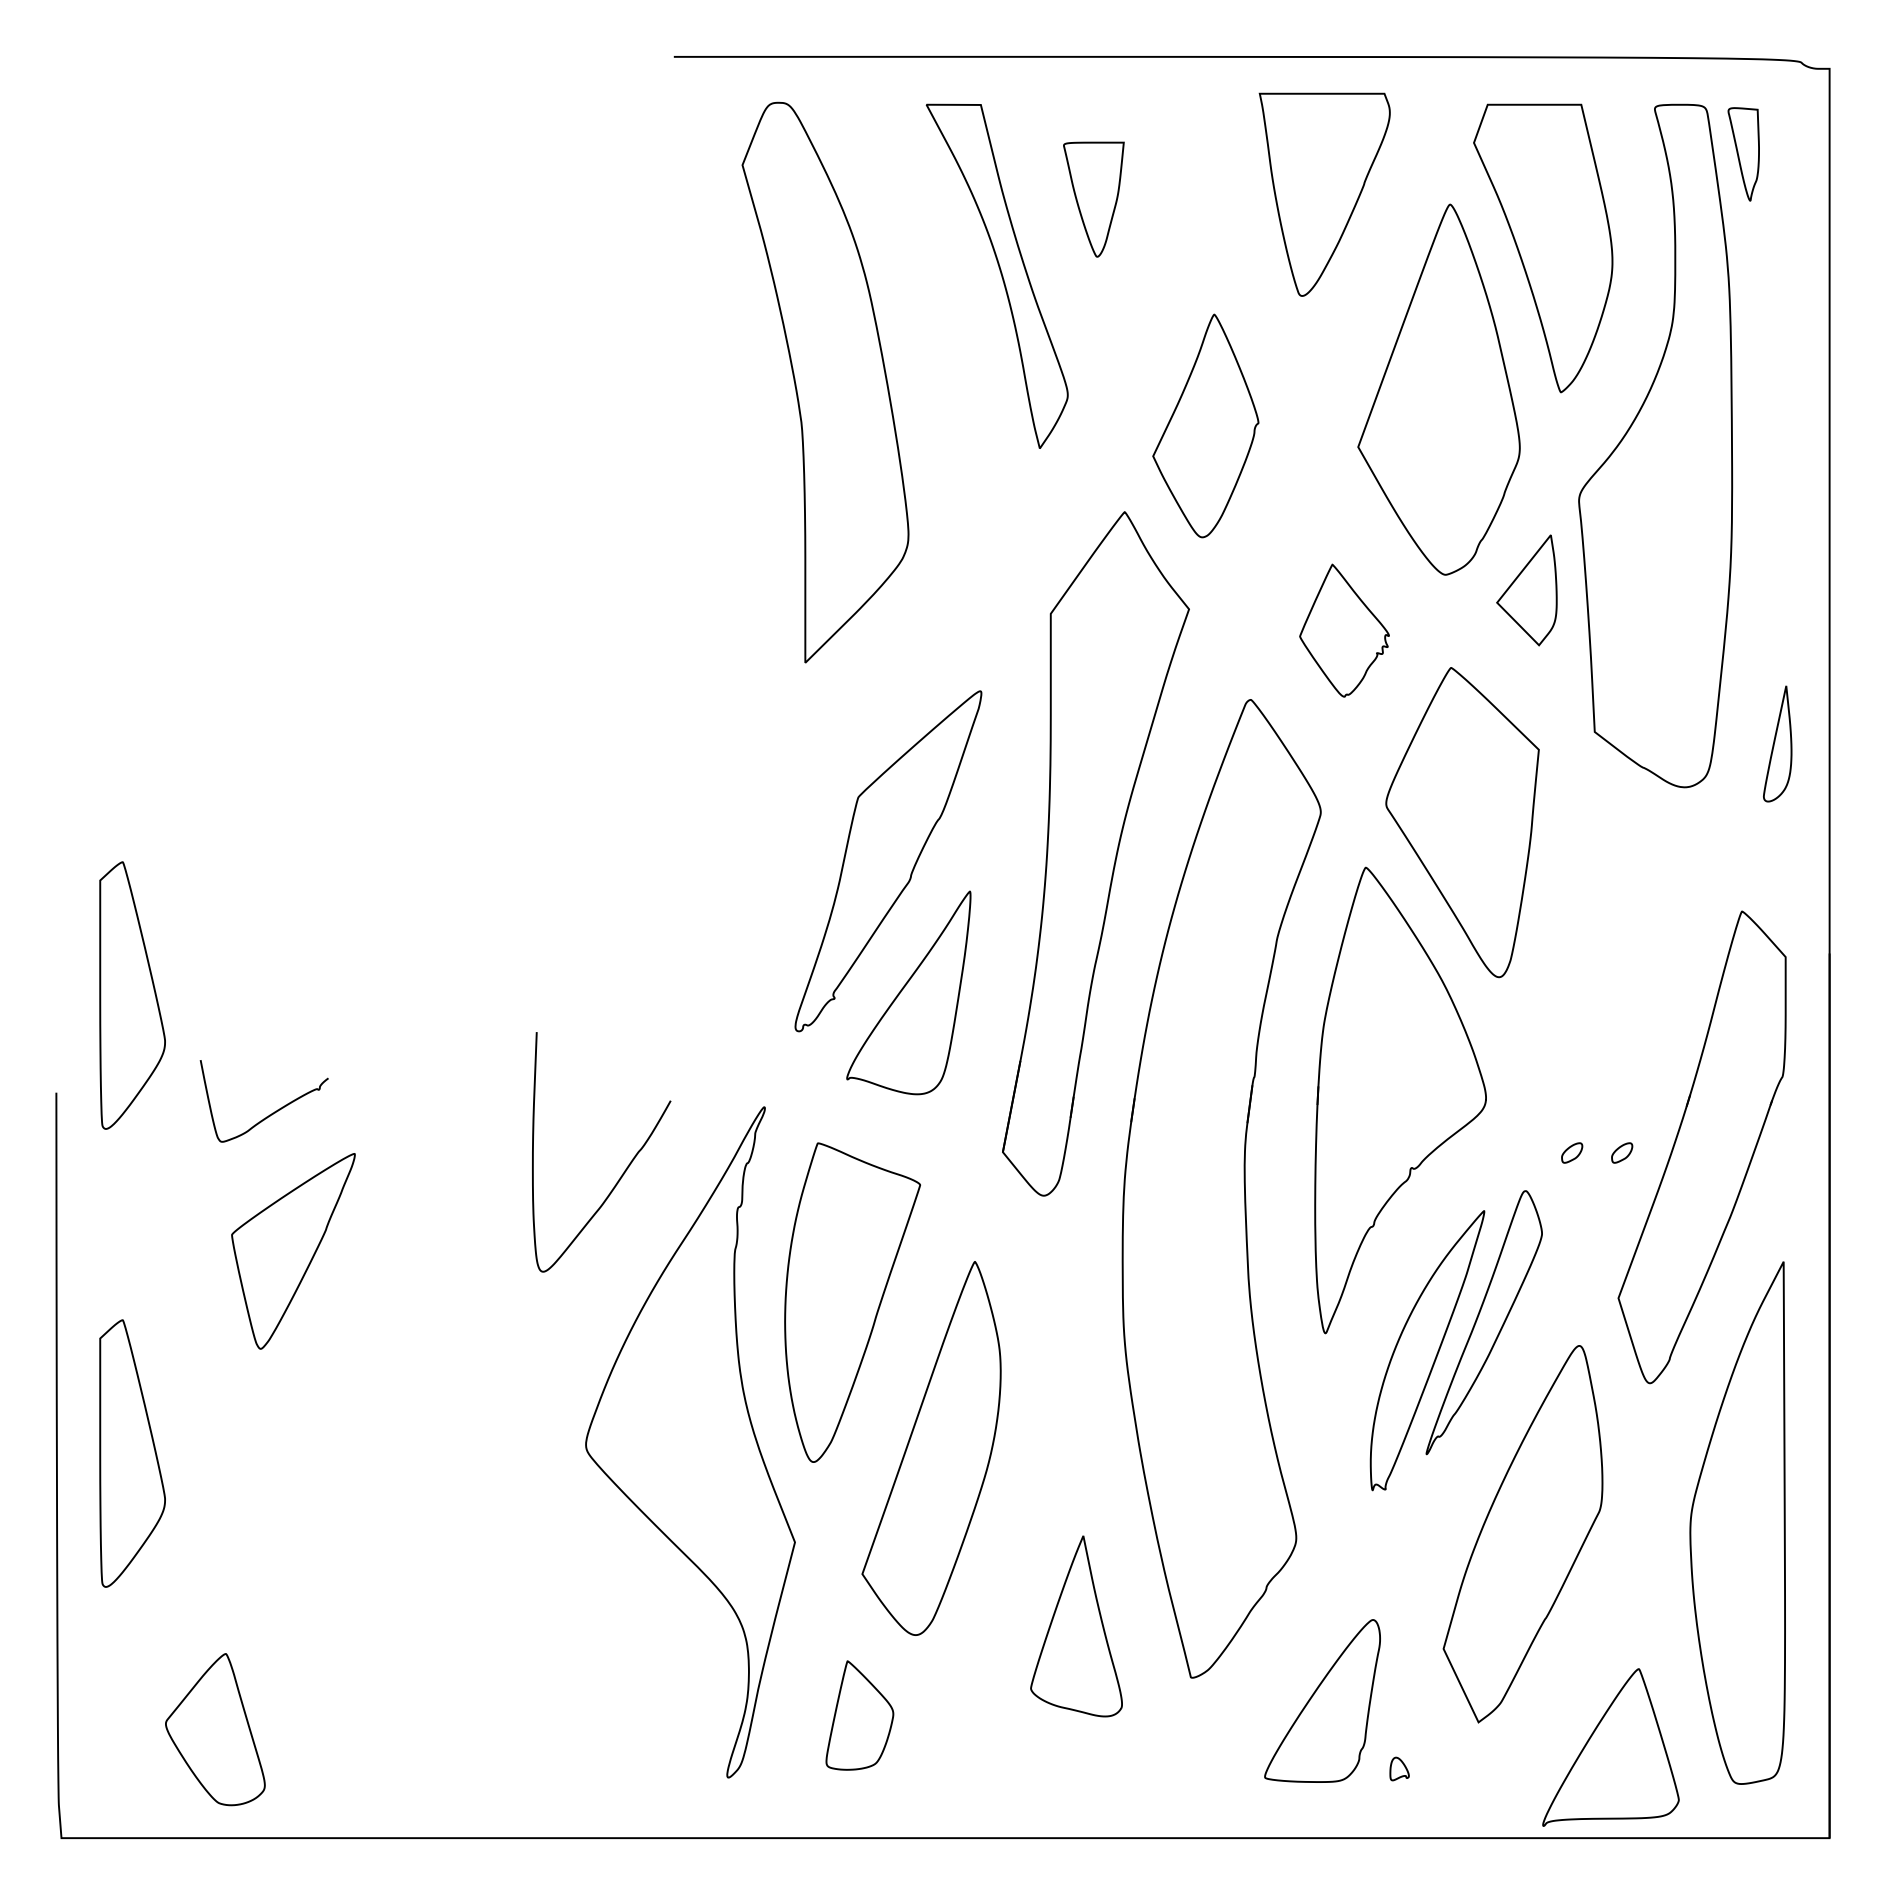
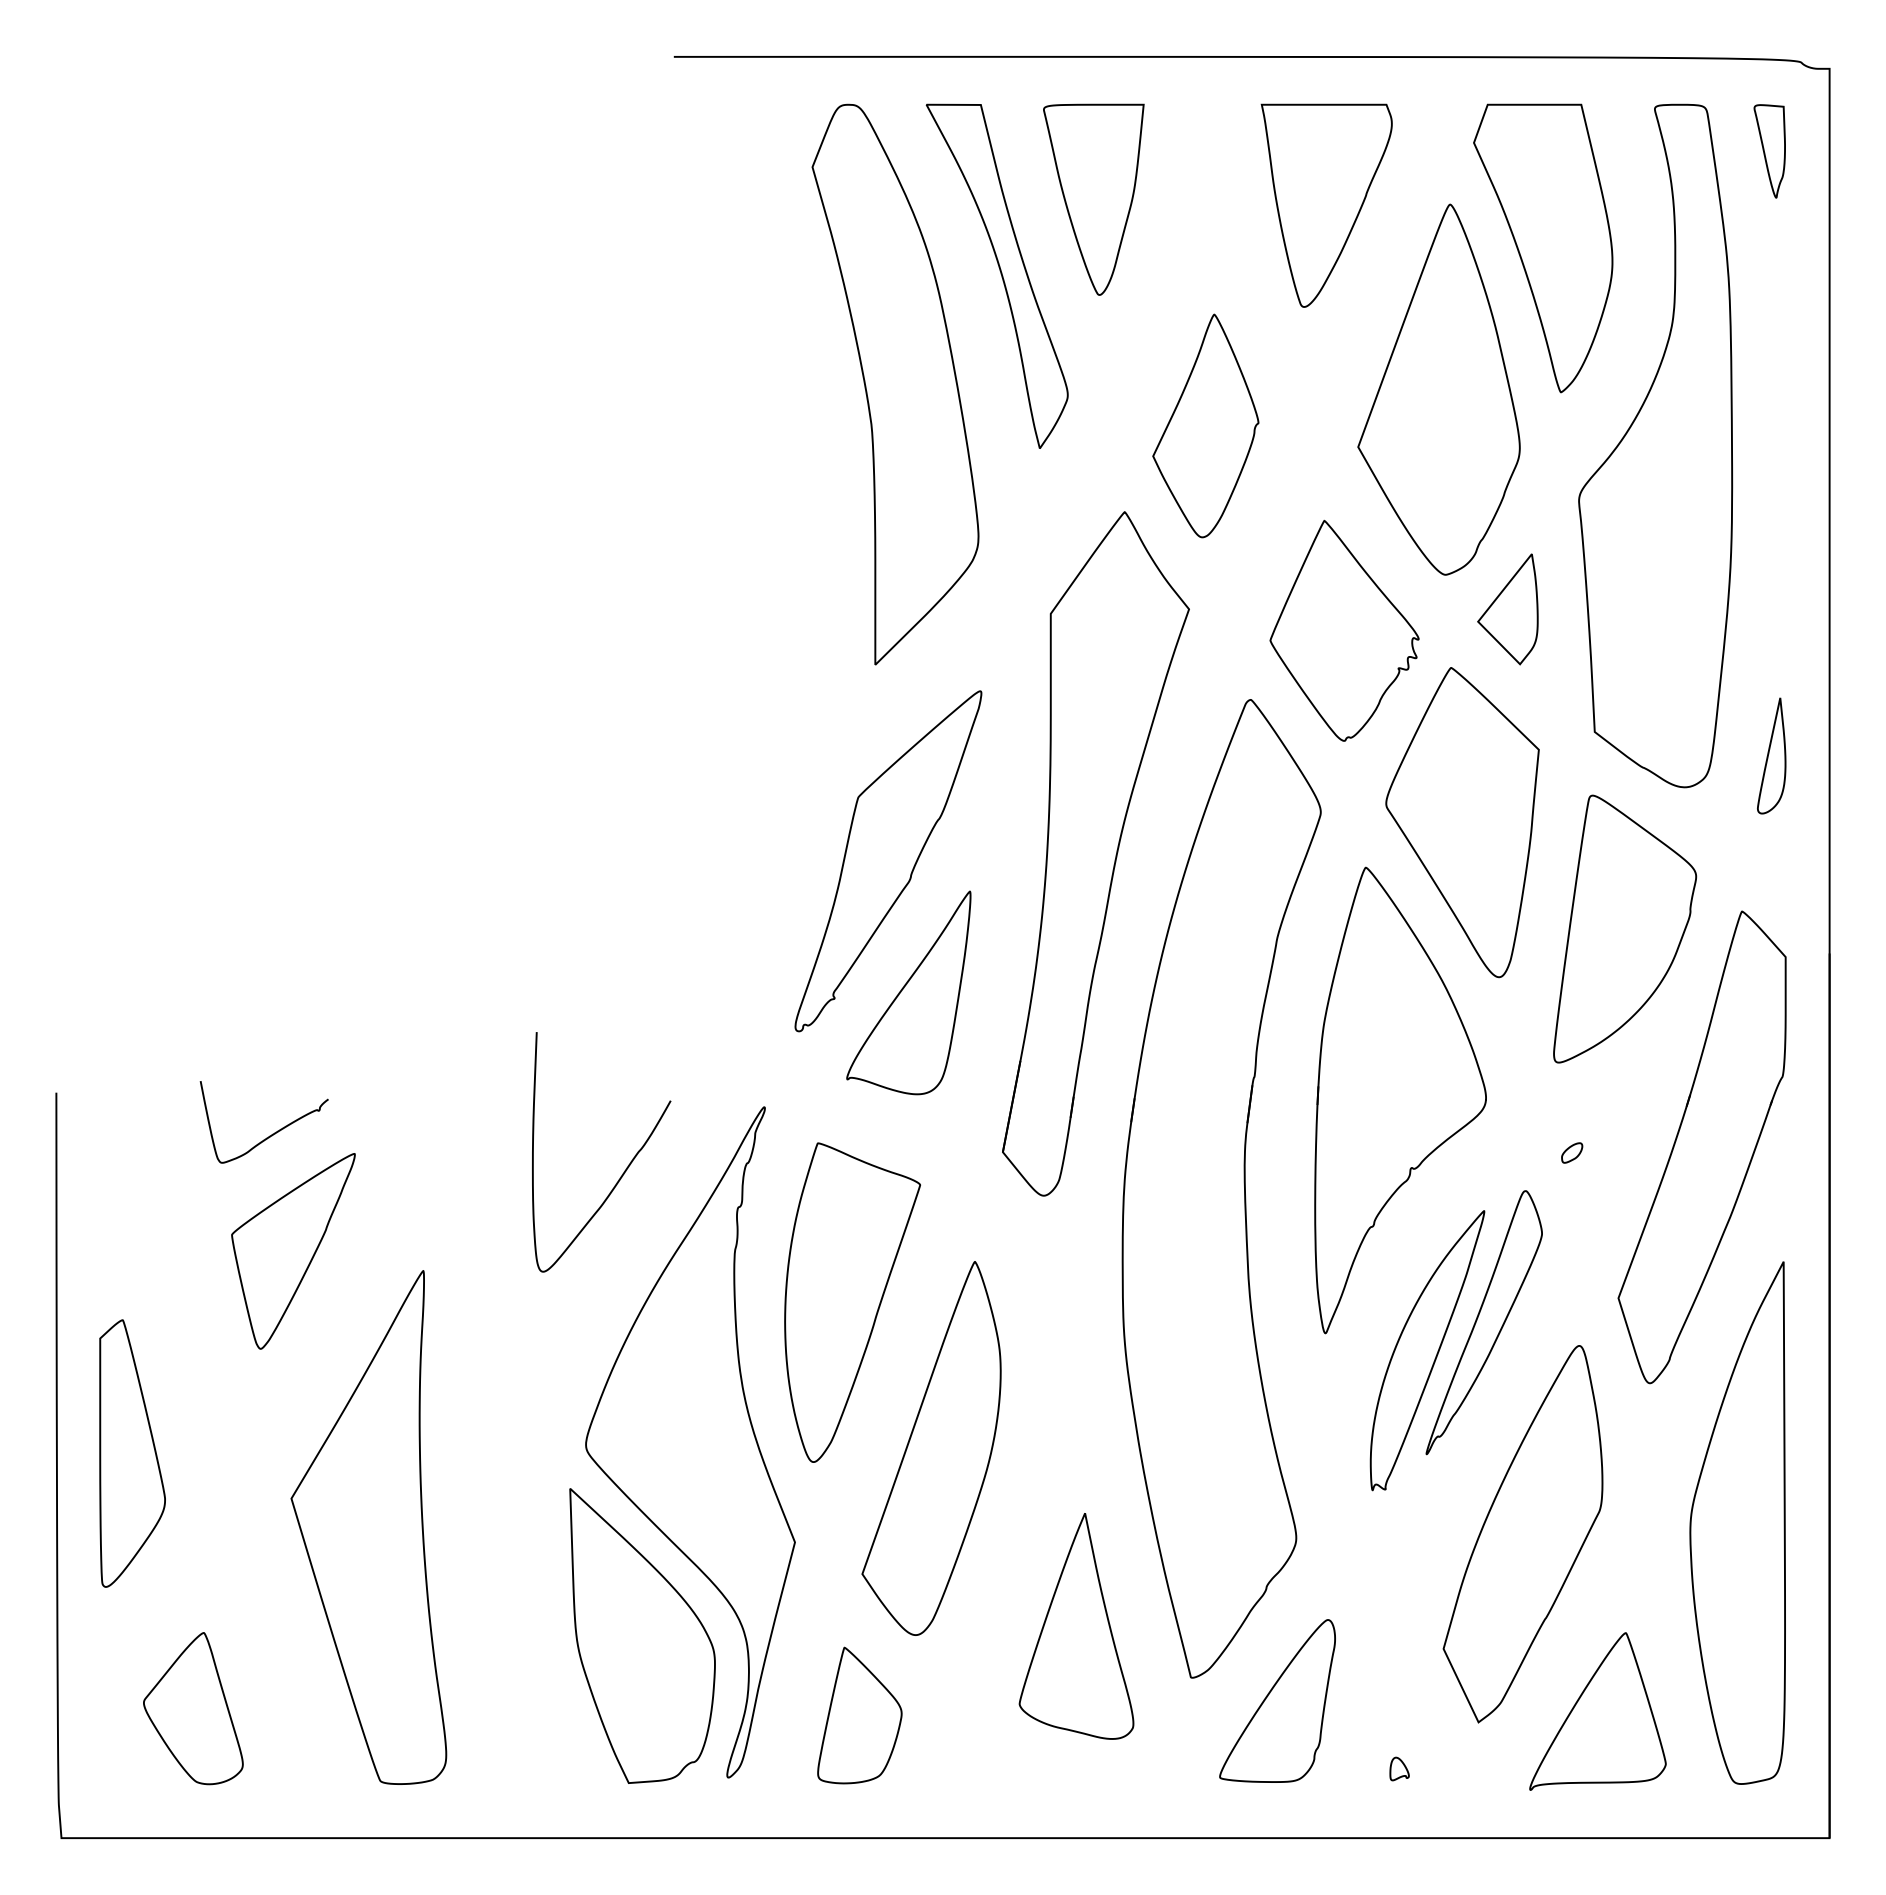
part position: (1743, 154) -> (1769, 151) (1769, 151)
part position: (1324, 194) -> (1326, 205) (1326, 205)
part size: 62x117 px -> 102x193 px (1093, 199)
part position: (825, 382) -> (895, 384) (895, 384)
part position: (1526, 590) -> (1507, 609) (1507, 609)
part size: 91x135 px -> 151x223 px (1344, 630)
part position: (1777, 743) -> (1771, 755) (1771, 755)
part: none -> present (1625, 928)
part: present -> none (132, 995)
curve position: (272, 1112) -> (272, 1133) (272, 1133)
part: present -> none (1622, 1152)
part: none -> present (368, 1527)
part size: 93x183 px -> 117x227 px (1076, 1626)
part: none -> present (642, 1635)
part position: (1322, 1700) -> (1277, 1700) (1277, 1700)
part size: 70x111 px -> 86x139 px (859, 1715)
part position: (215, 1729) -> (193, 1708) (193, 1708)
part position: (1610, 1747) -> (1597, 1711) (1597, 1711)
